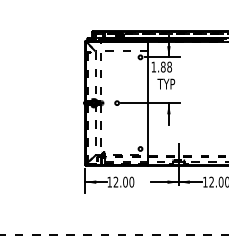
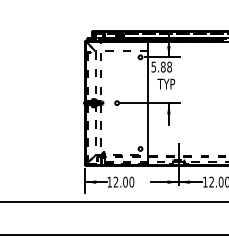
text: 1.88 -> 5.88 (153, 66)
line: none -> present (113, 201)
line: dashed -> solid (114, 235)
